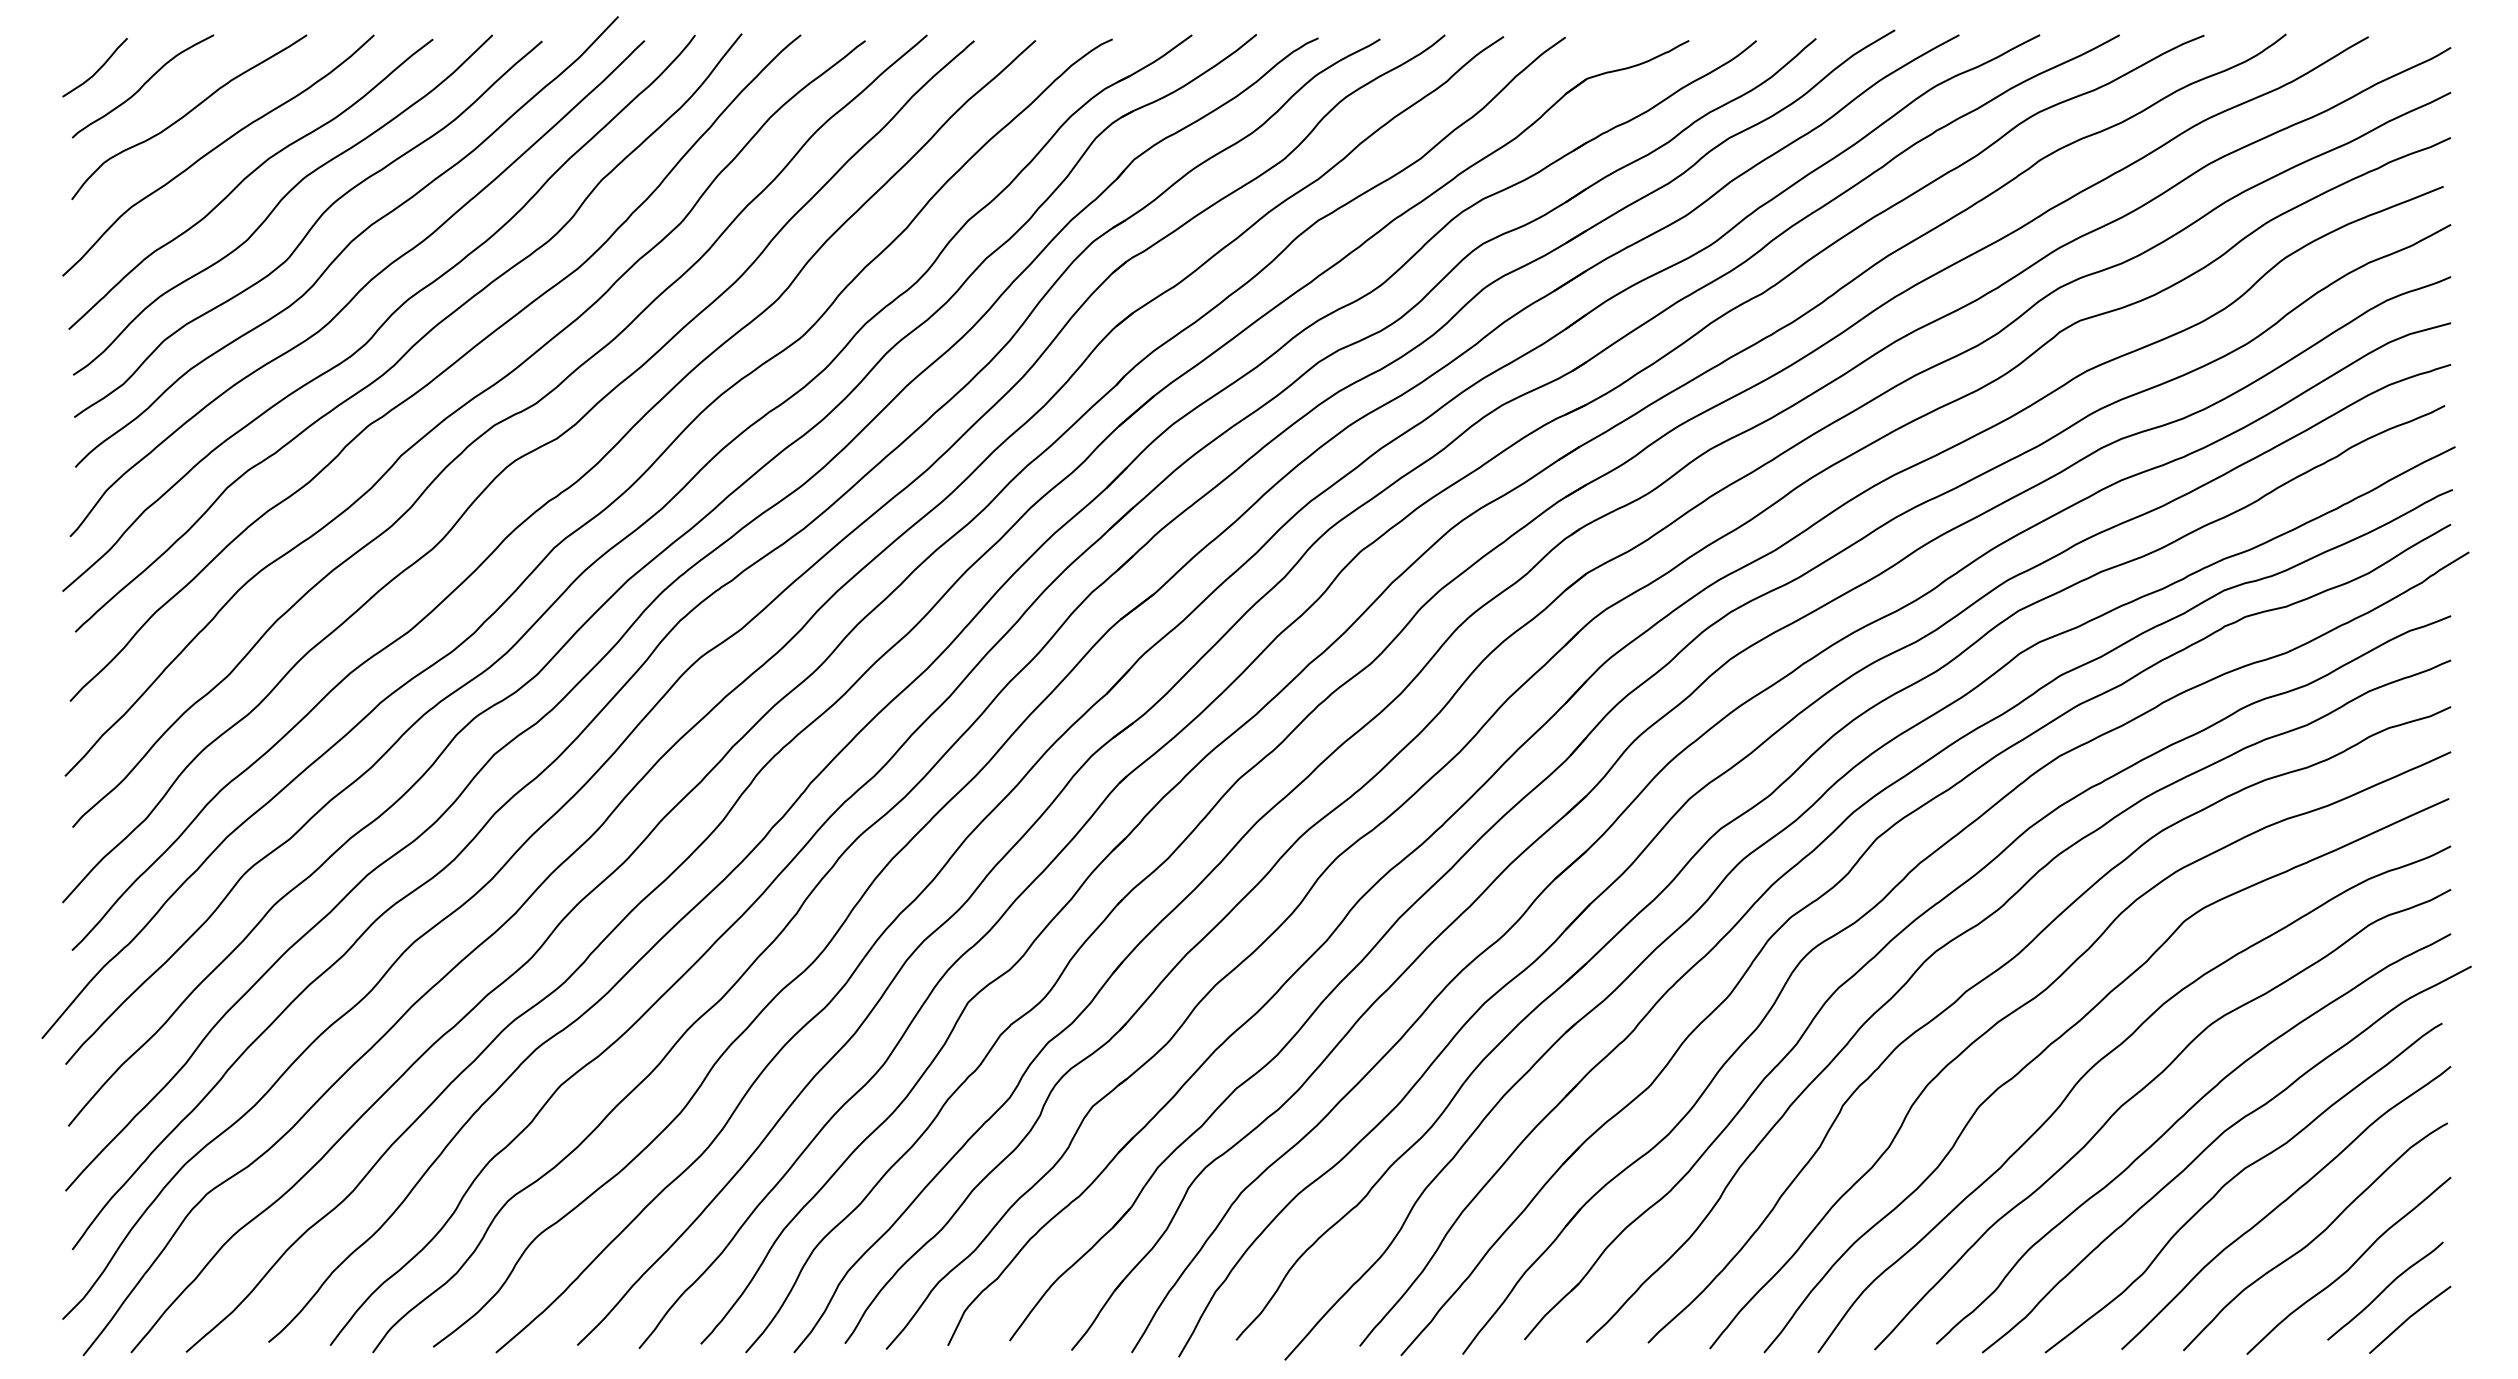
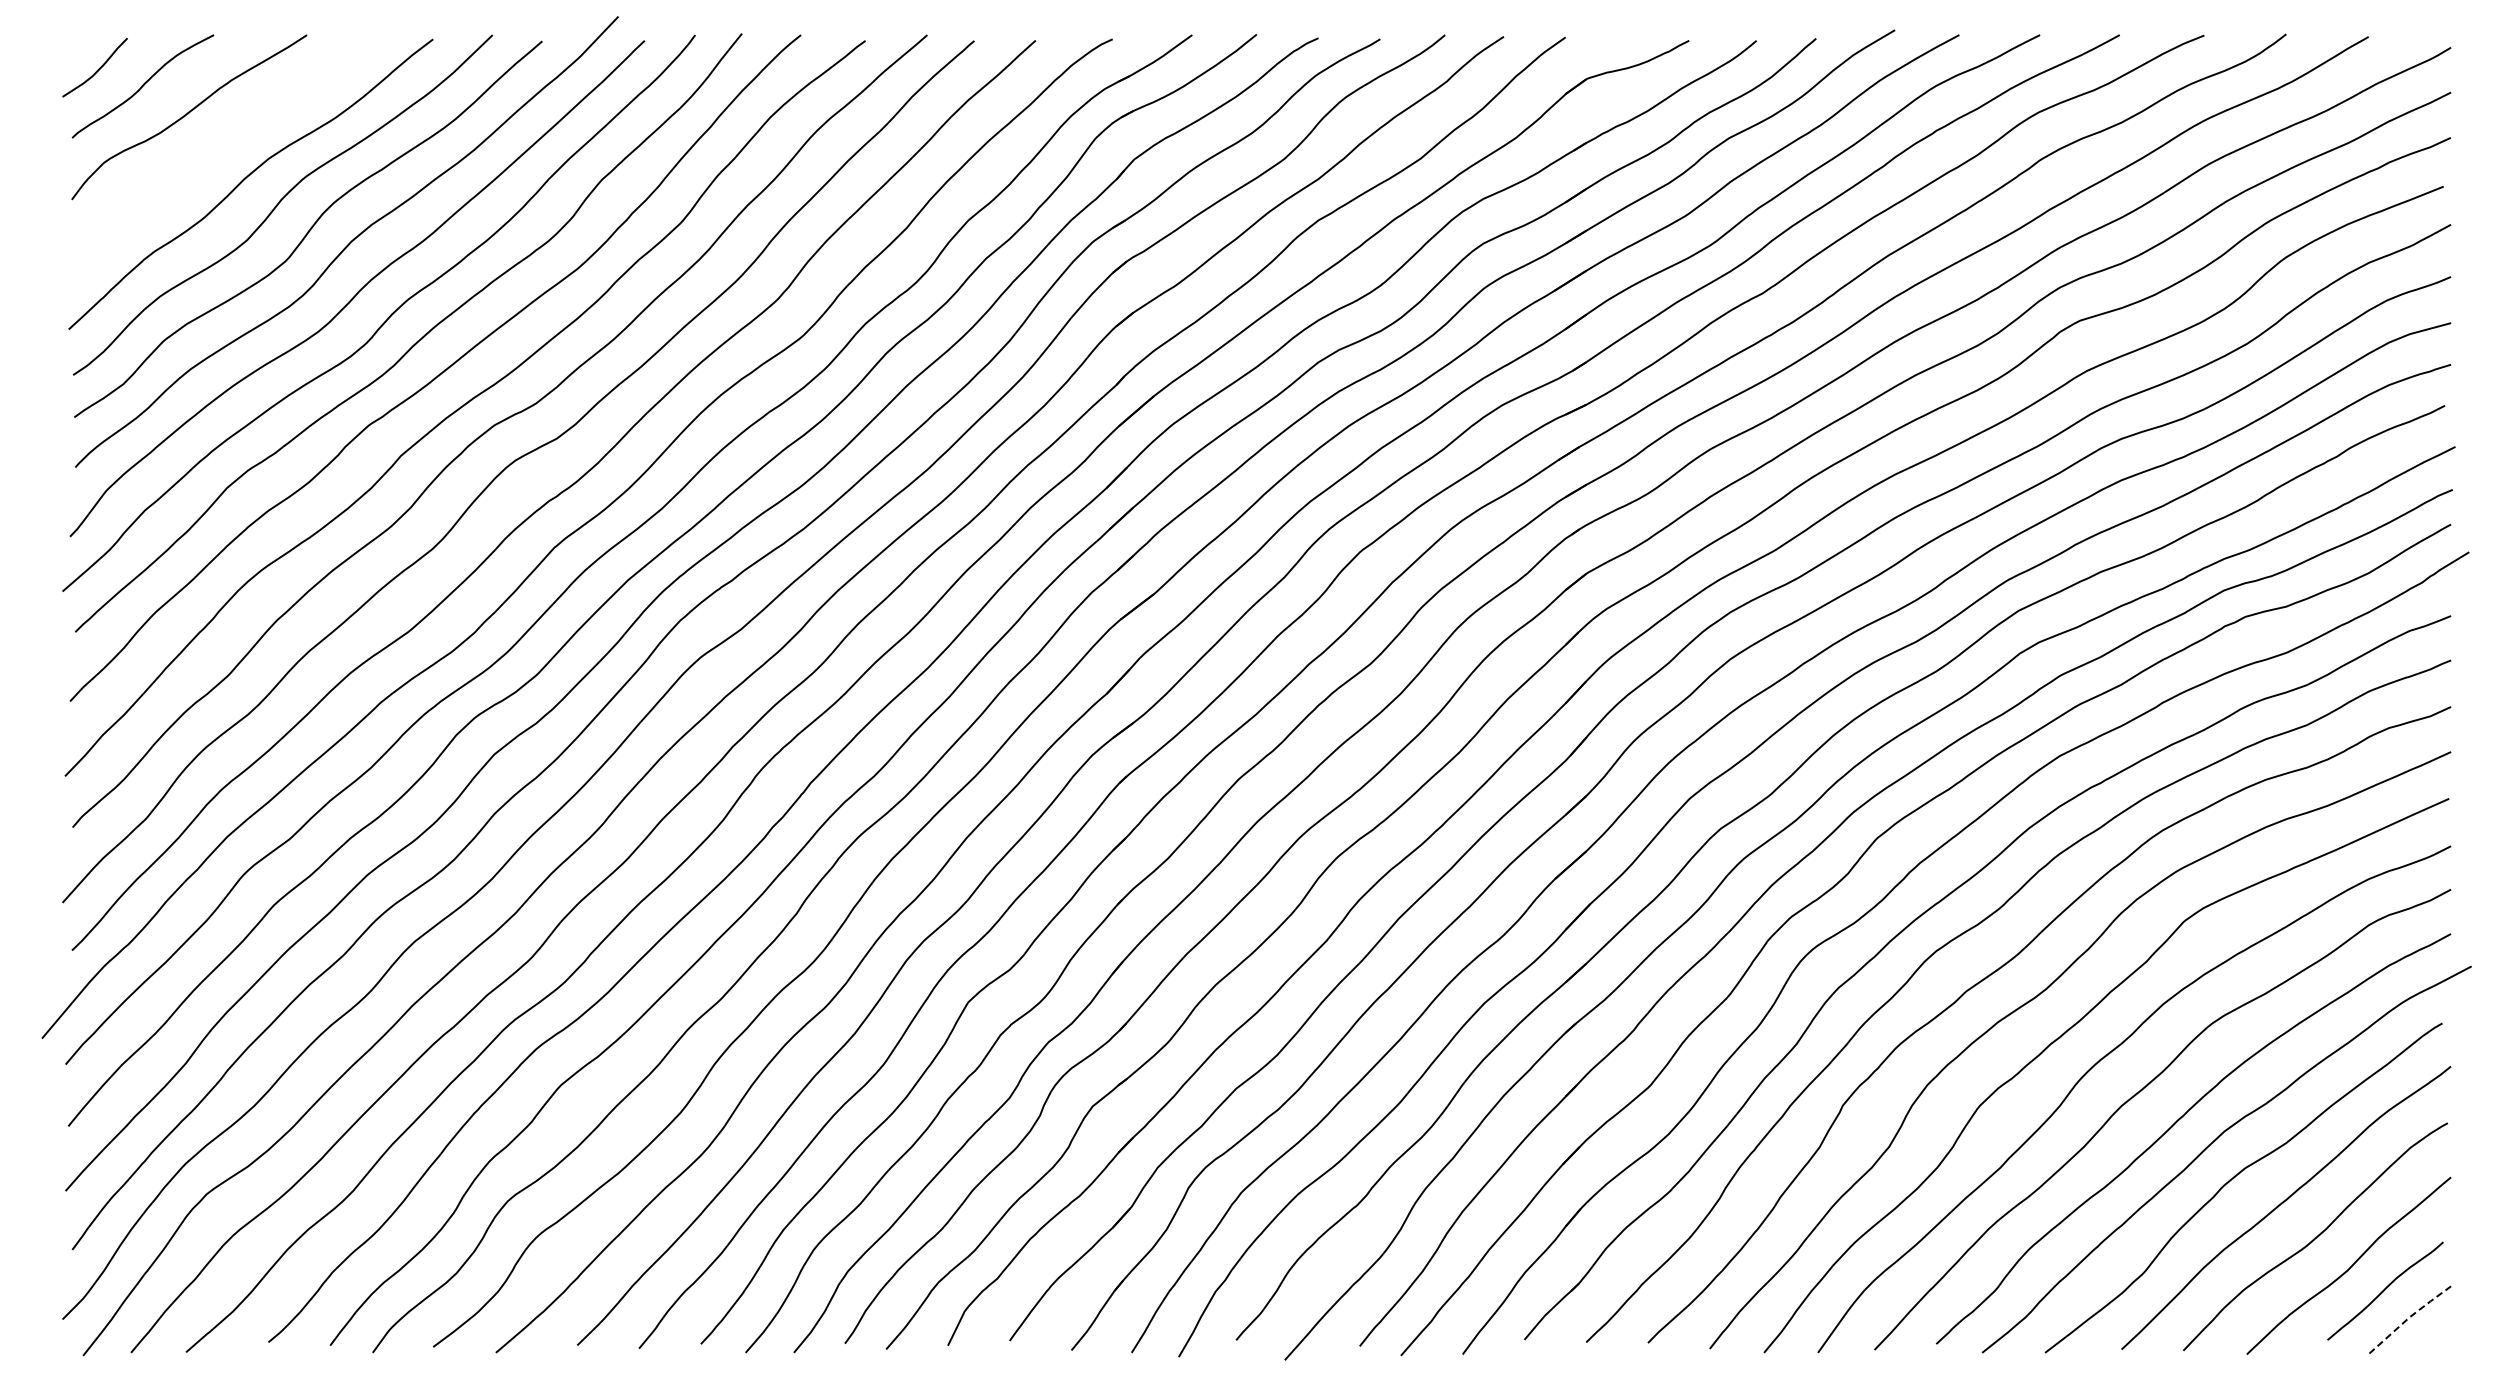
curve: present -> none (215, 149)
line: solid -> dashed (2409, 1317)
